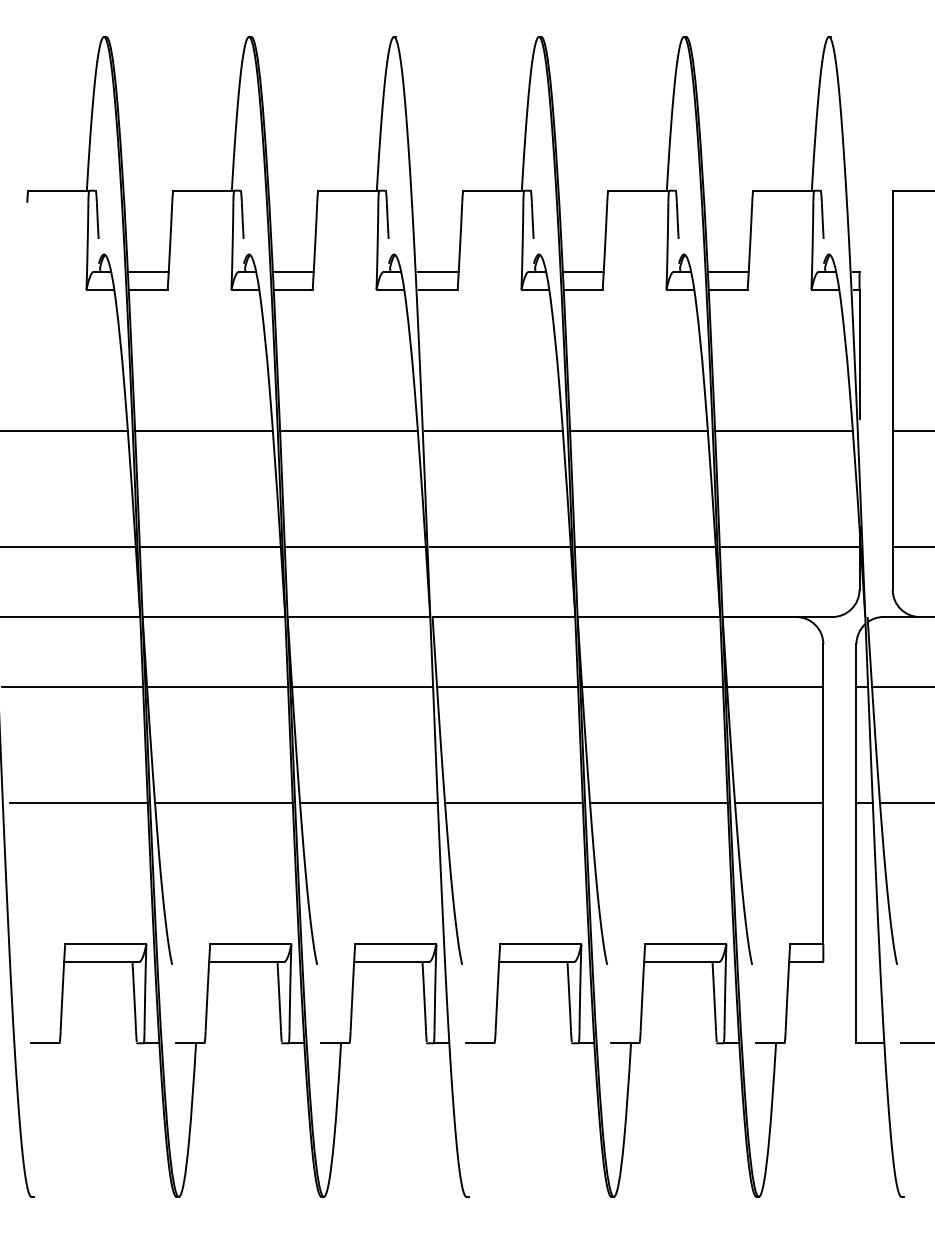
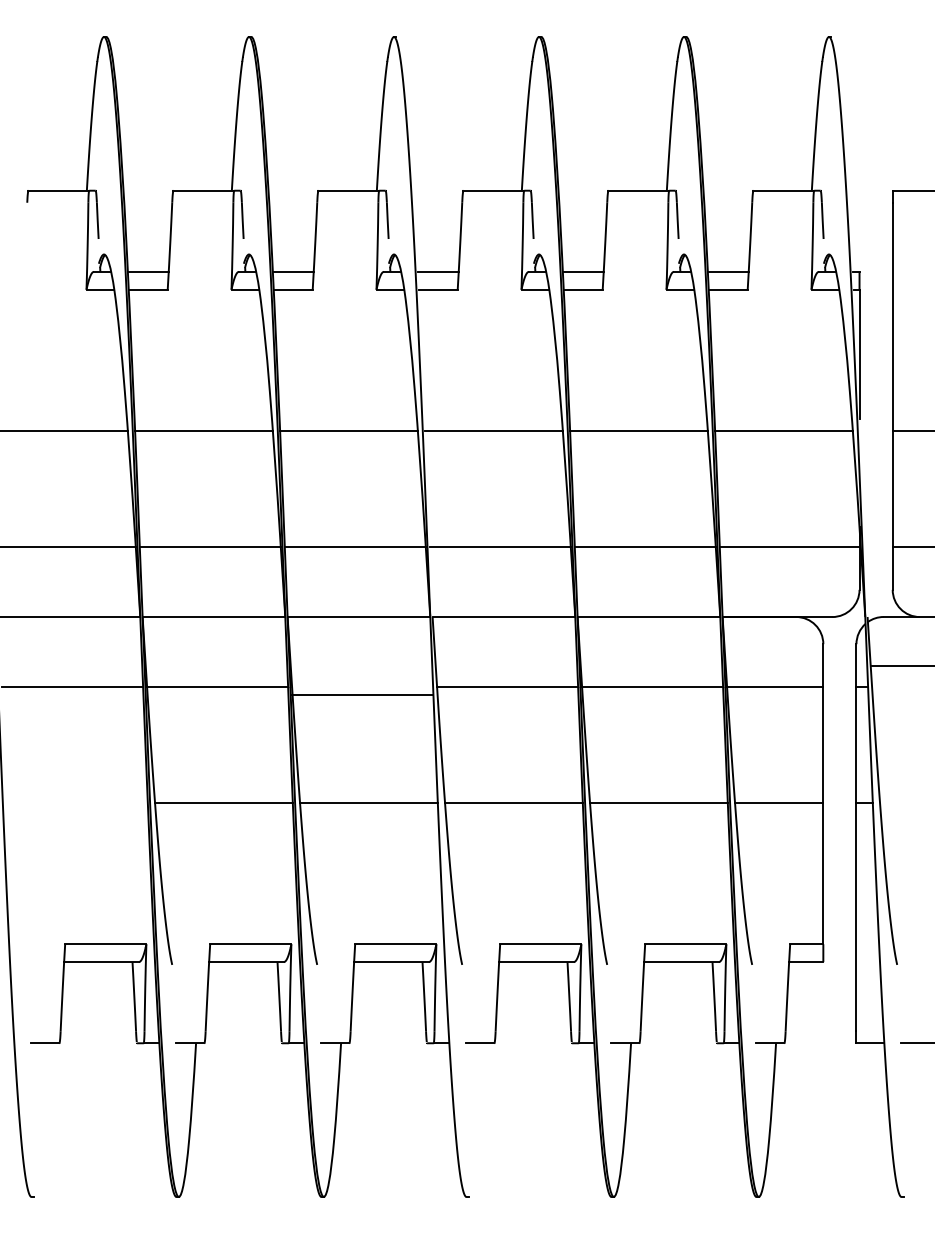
line position: (362, 686) -> (362, 694) (362, 694)
line position: (901, 686) -> (901, 665) (901, 665)
line: present -> none (78, 802)
line: present -> none (905, 802)
